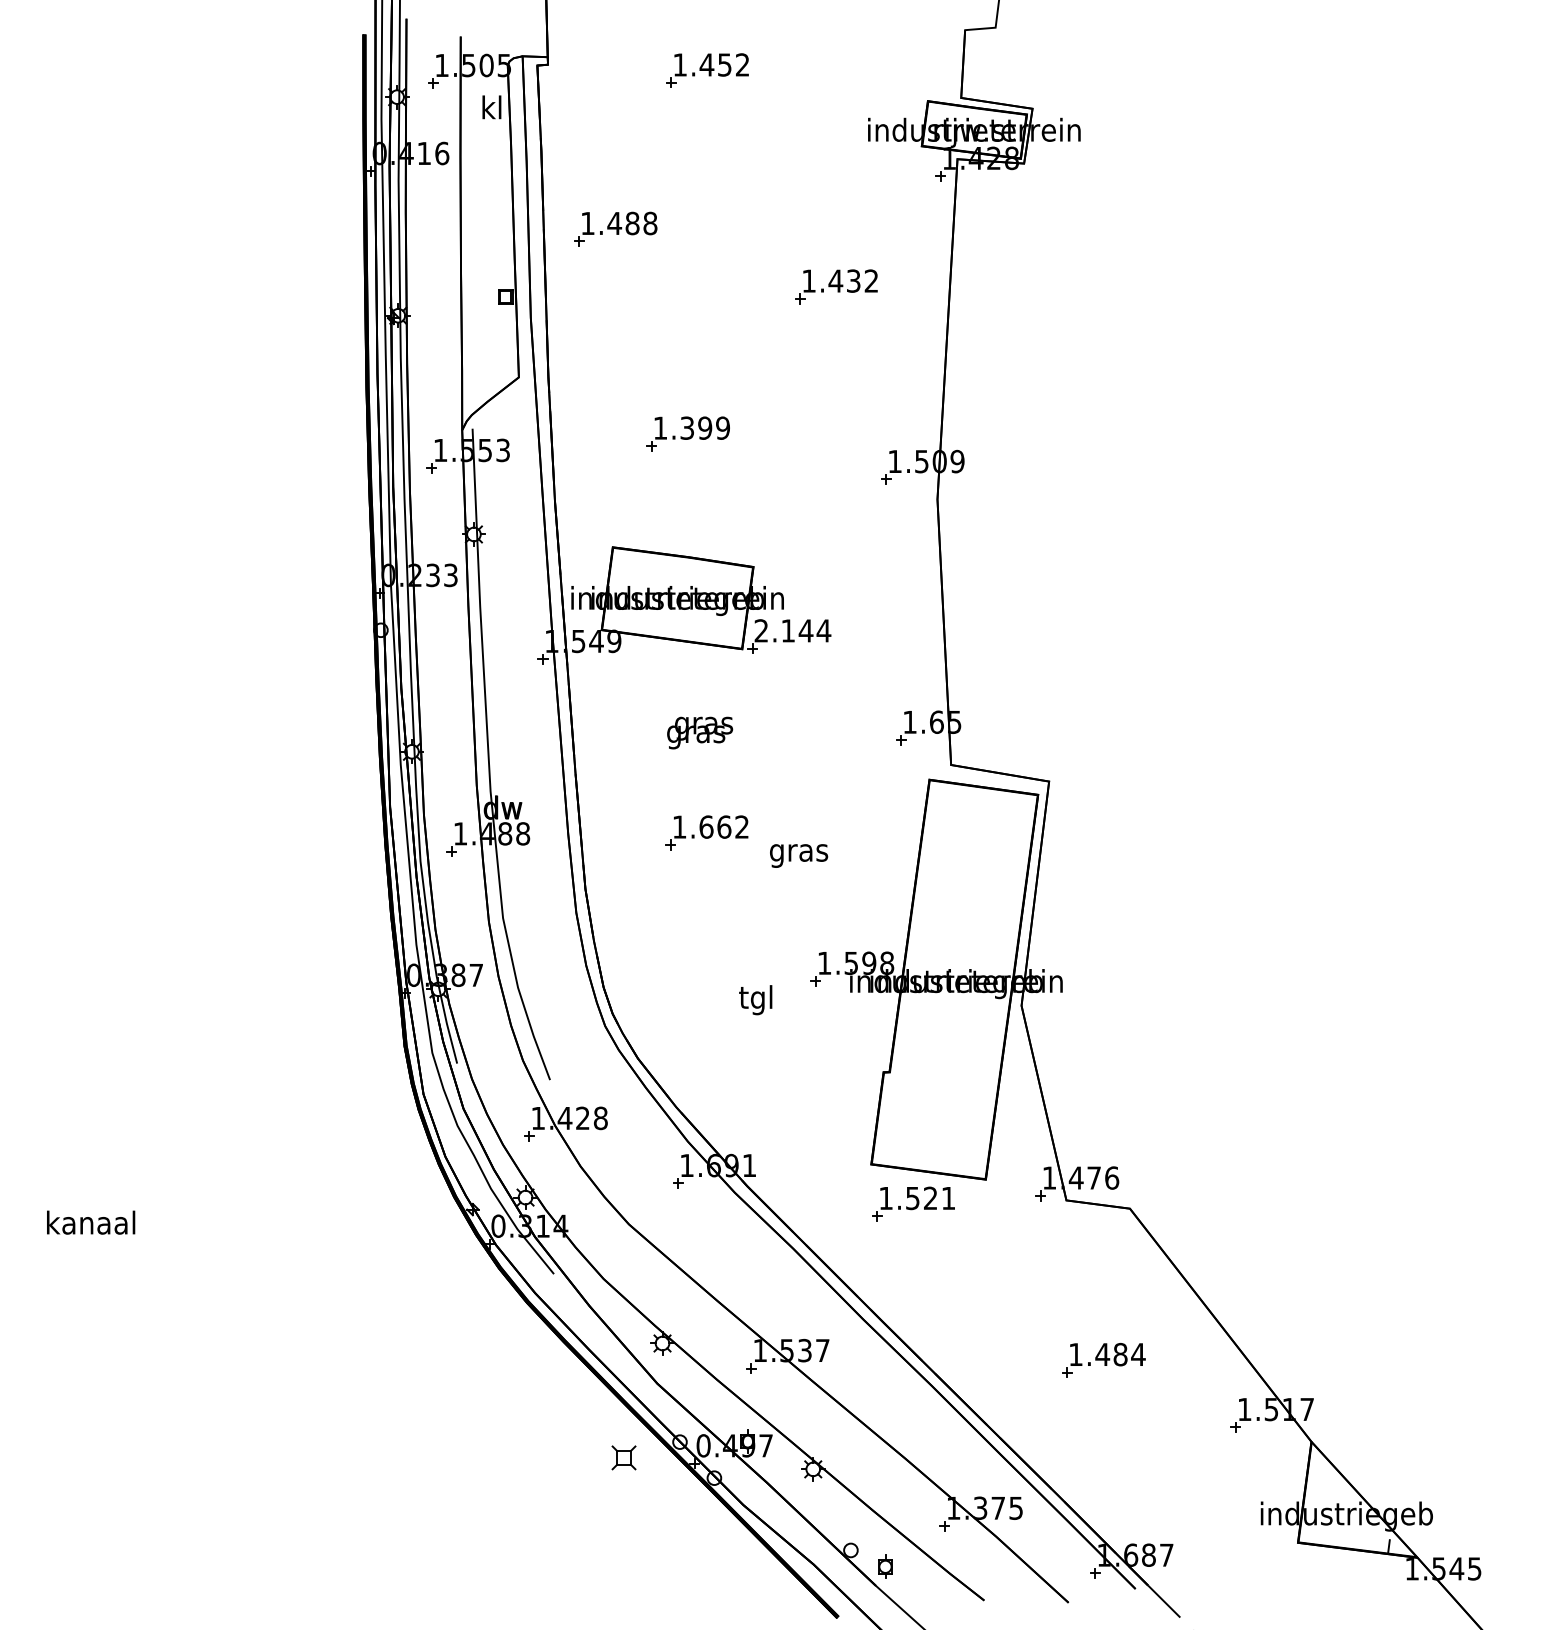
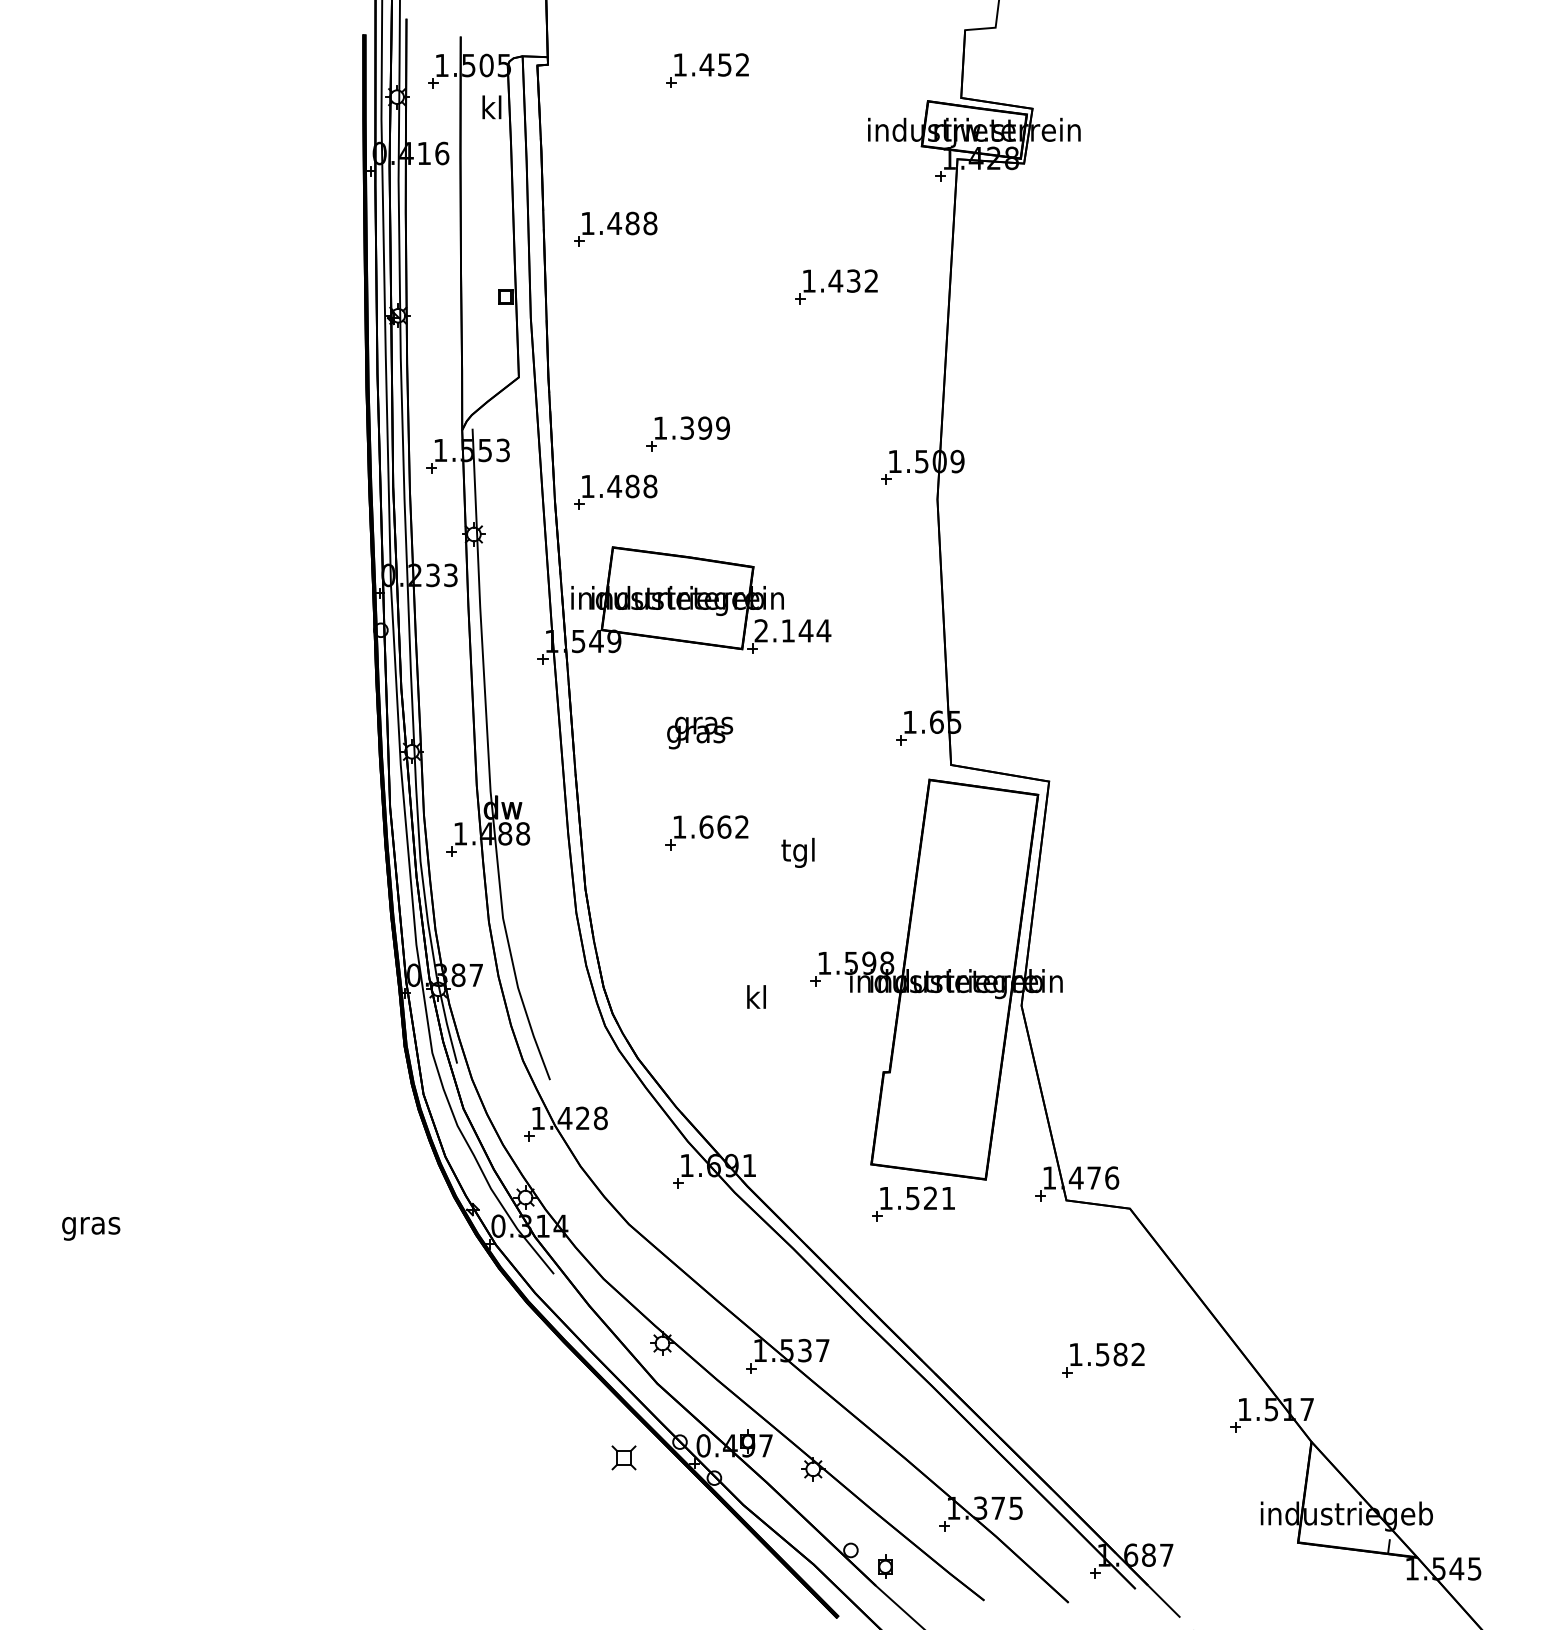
part: none -> present (615, 491)
text: gras -> tgl (799, 852)
text: tgl -> kl (755, 1000)
text: kanaal -> gras (91, 1225)
text: 1.484 -> 1.582 (1120, 1354)
